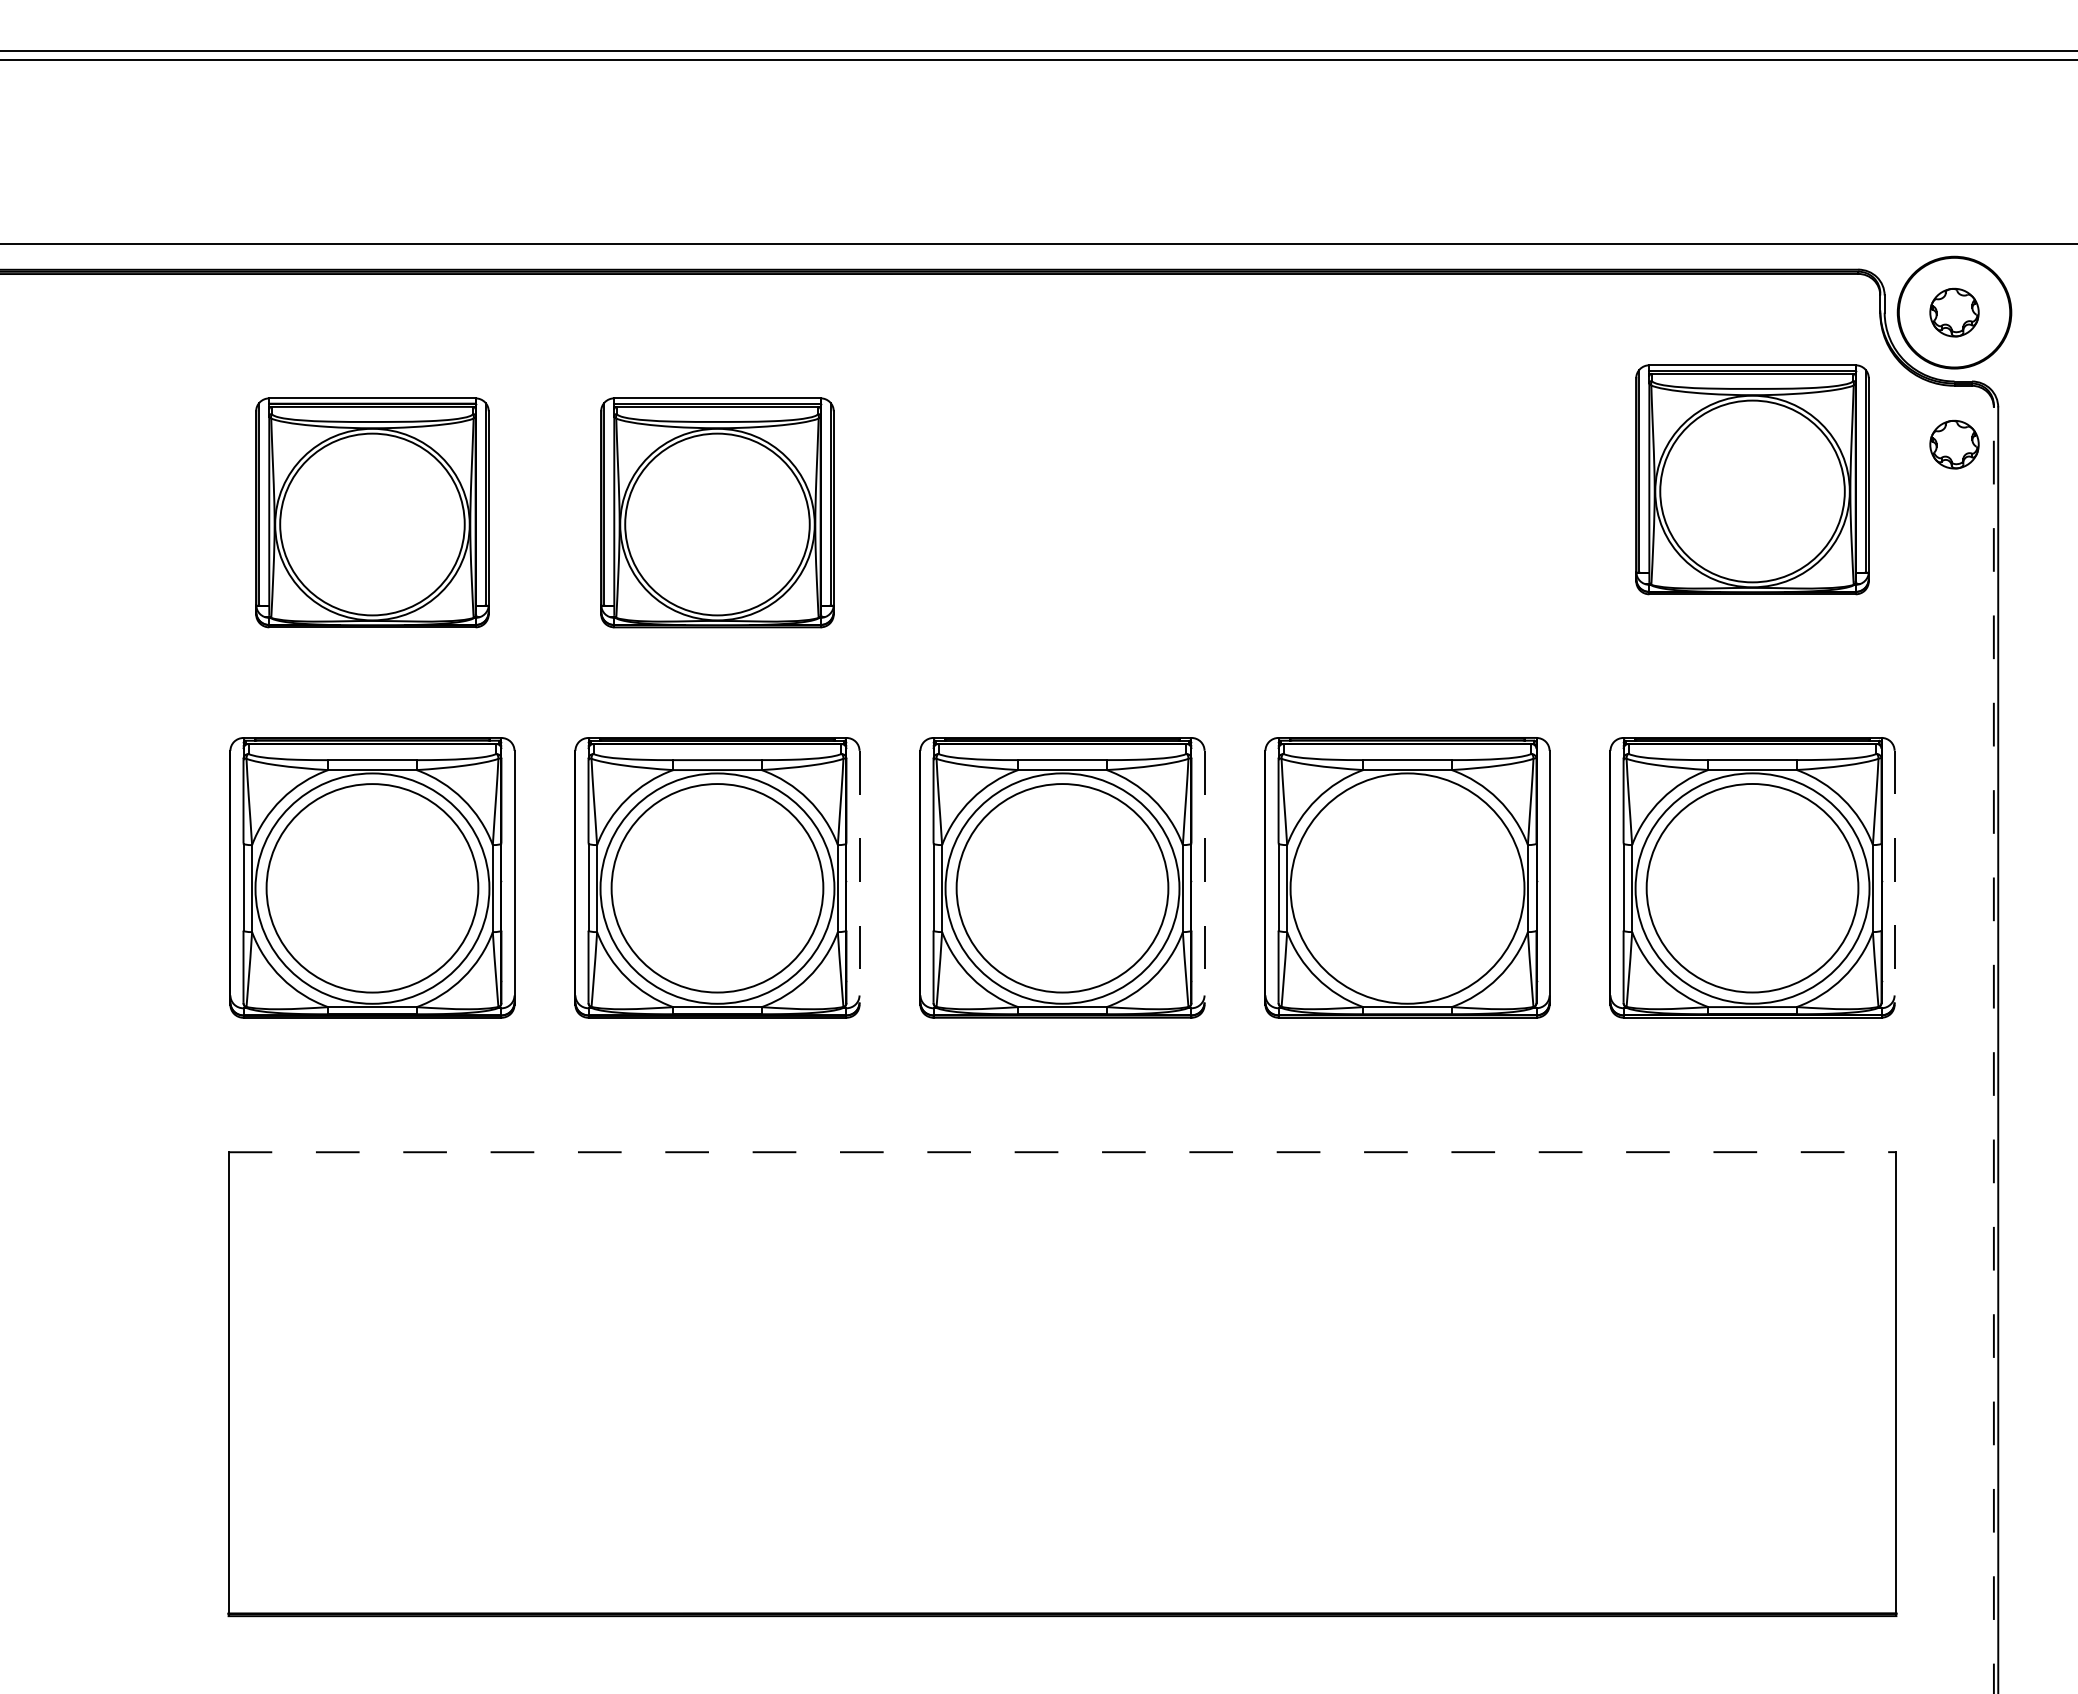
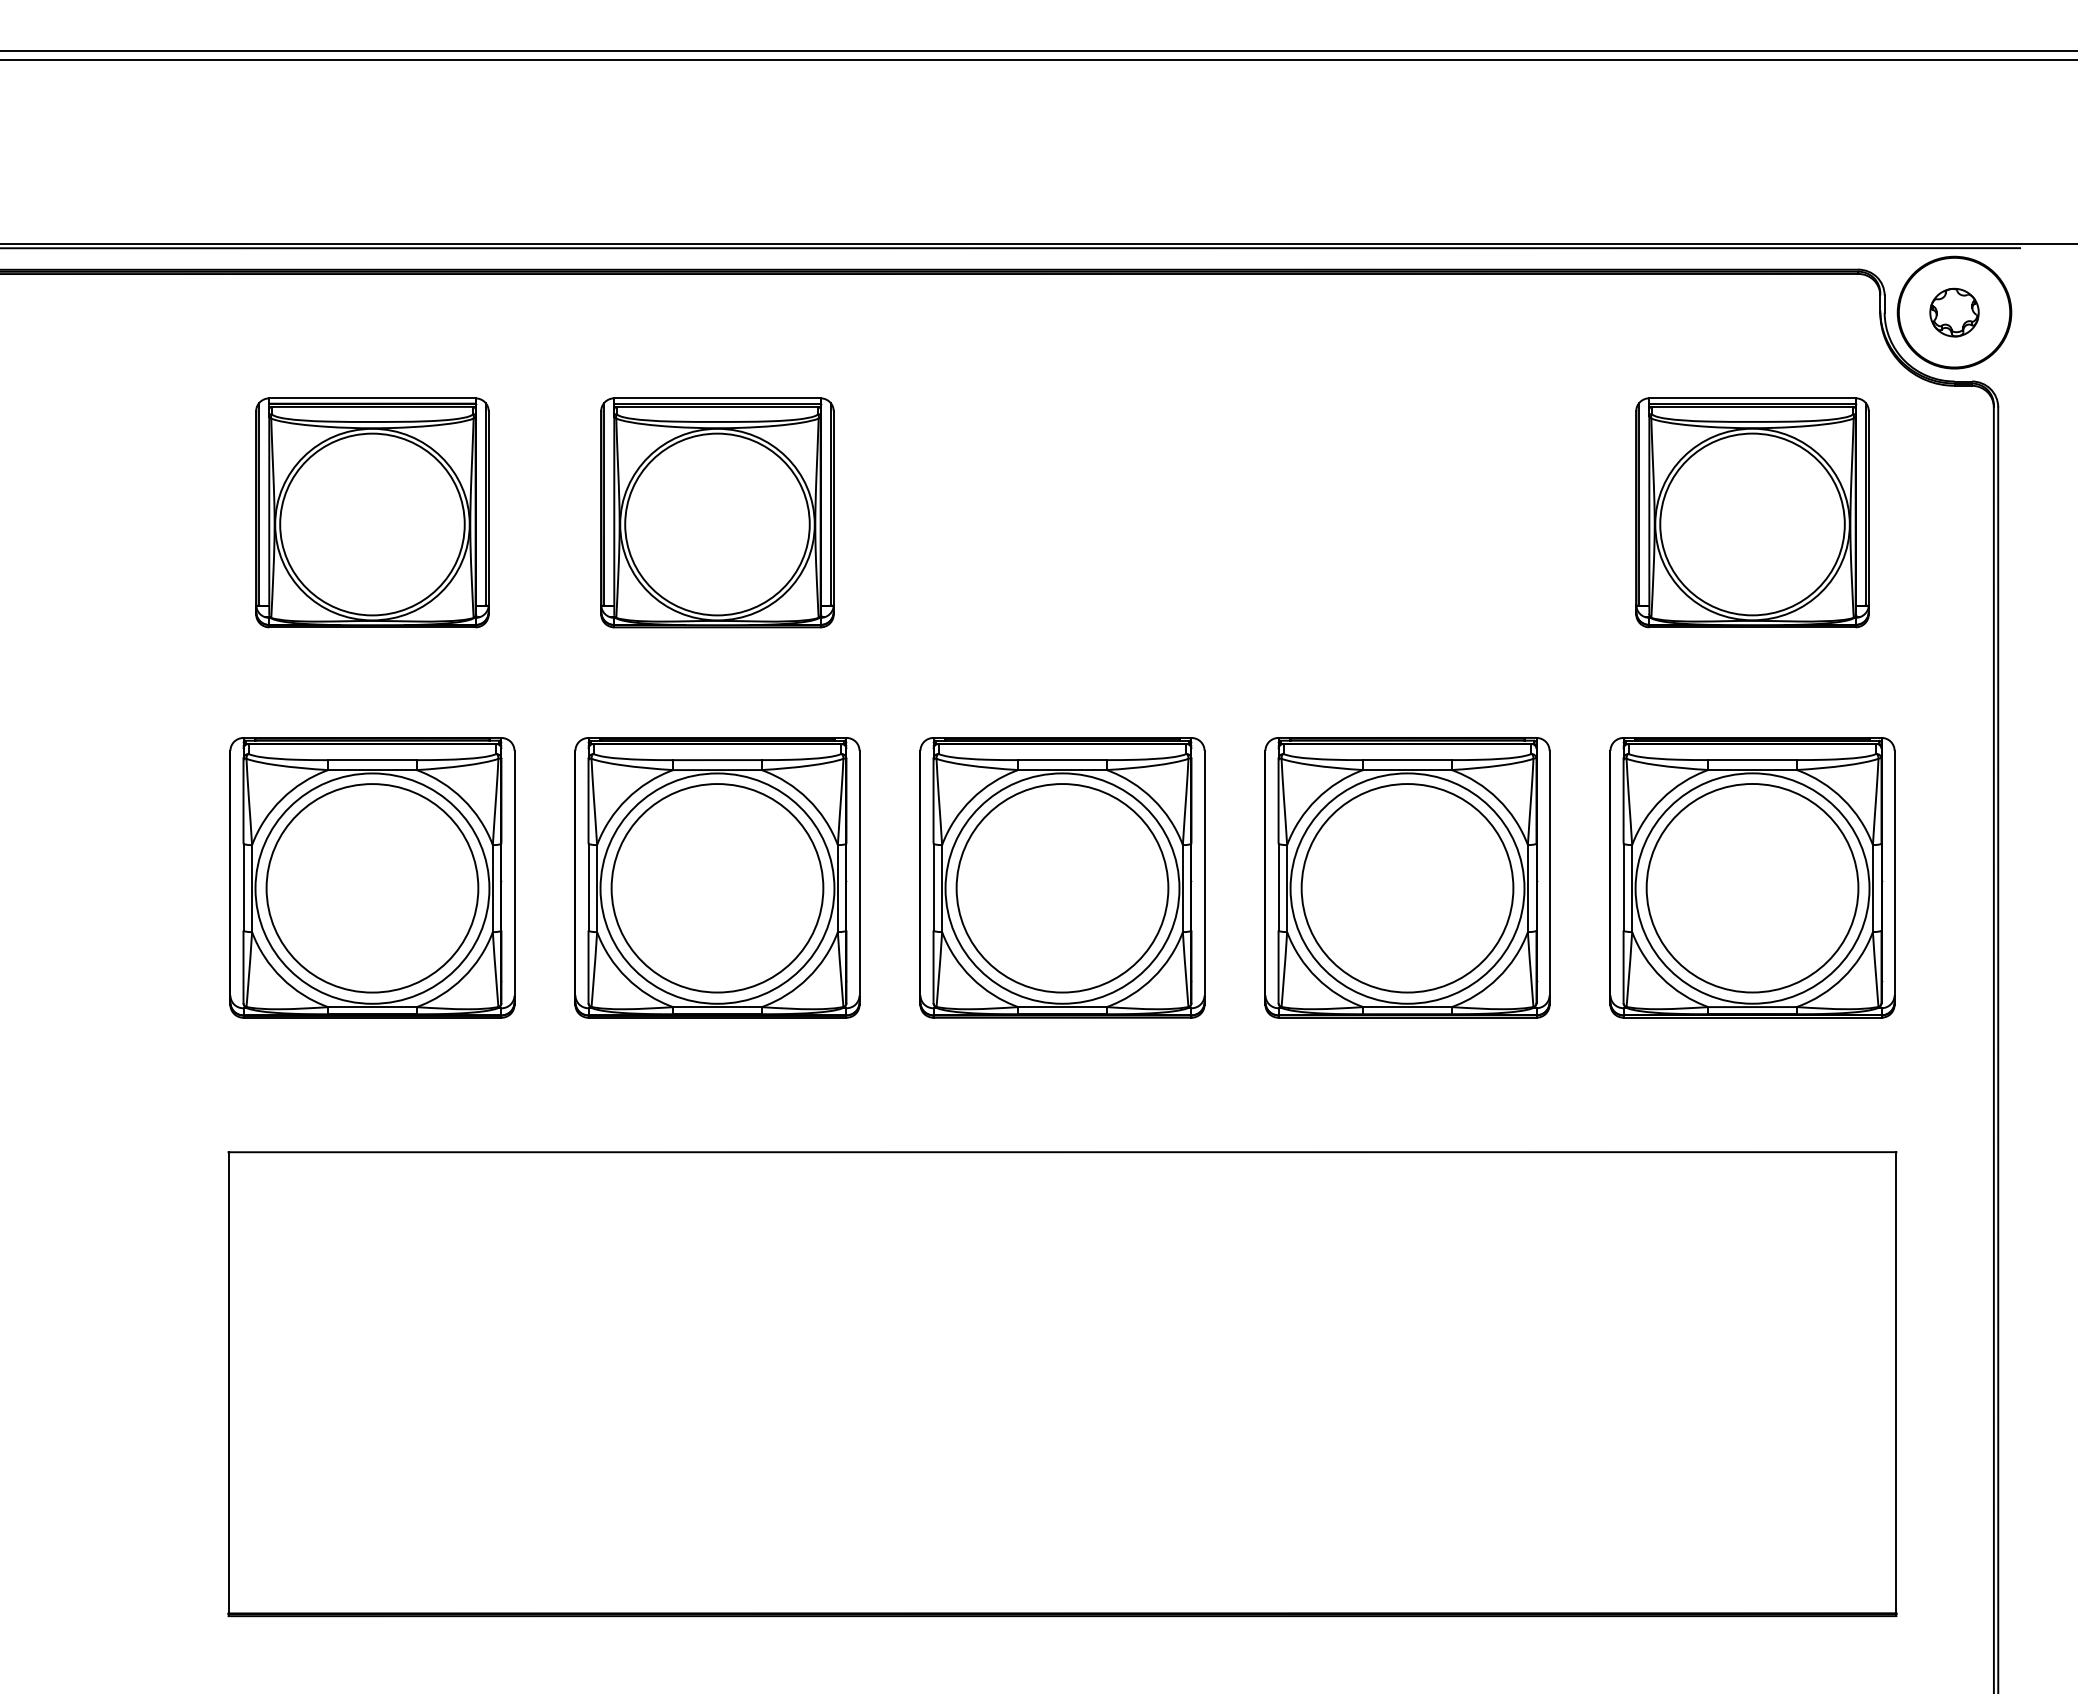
line: none -> present (1011, 248)
part: present -> none (1954, 444)
part position: (1752, 479) -> (1752, 512) (1752, 512)
line: dashed -> solid (859, 878)
line: dashed -> solid (1204, 878)
line: dashed -> solid (1894, 878)
part: none -> present (1407, 888)
line: dashed -> solid (1993, 1050)
line: dashed -> solid (1062, 1152)
